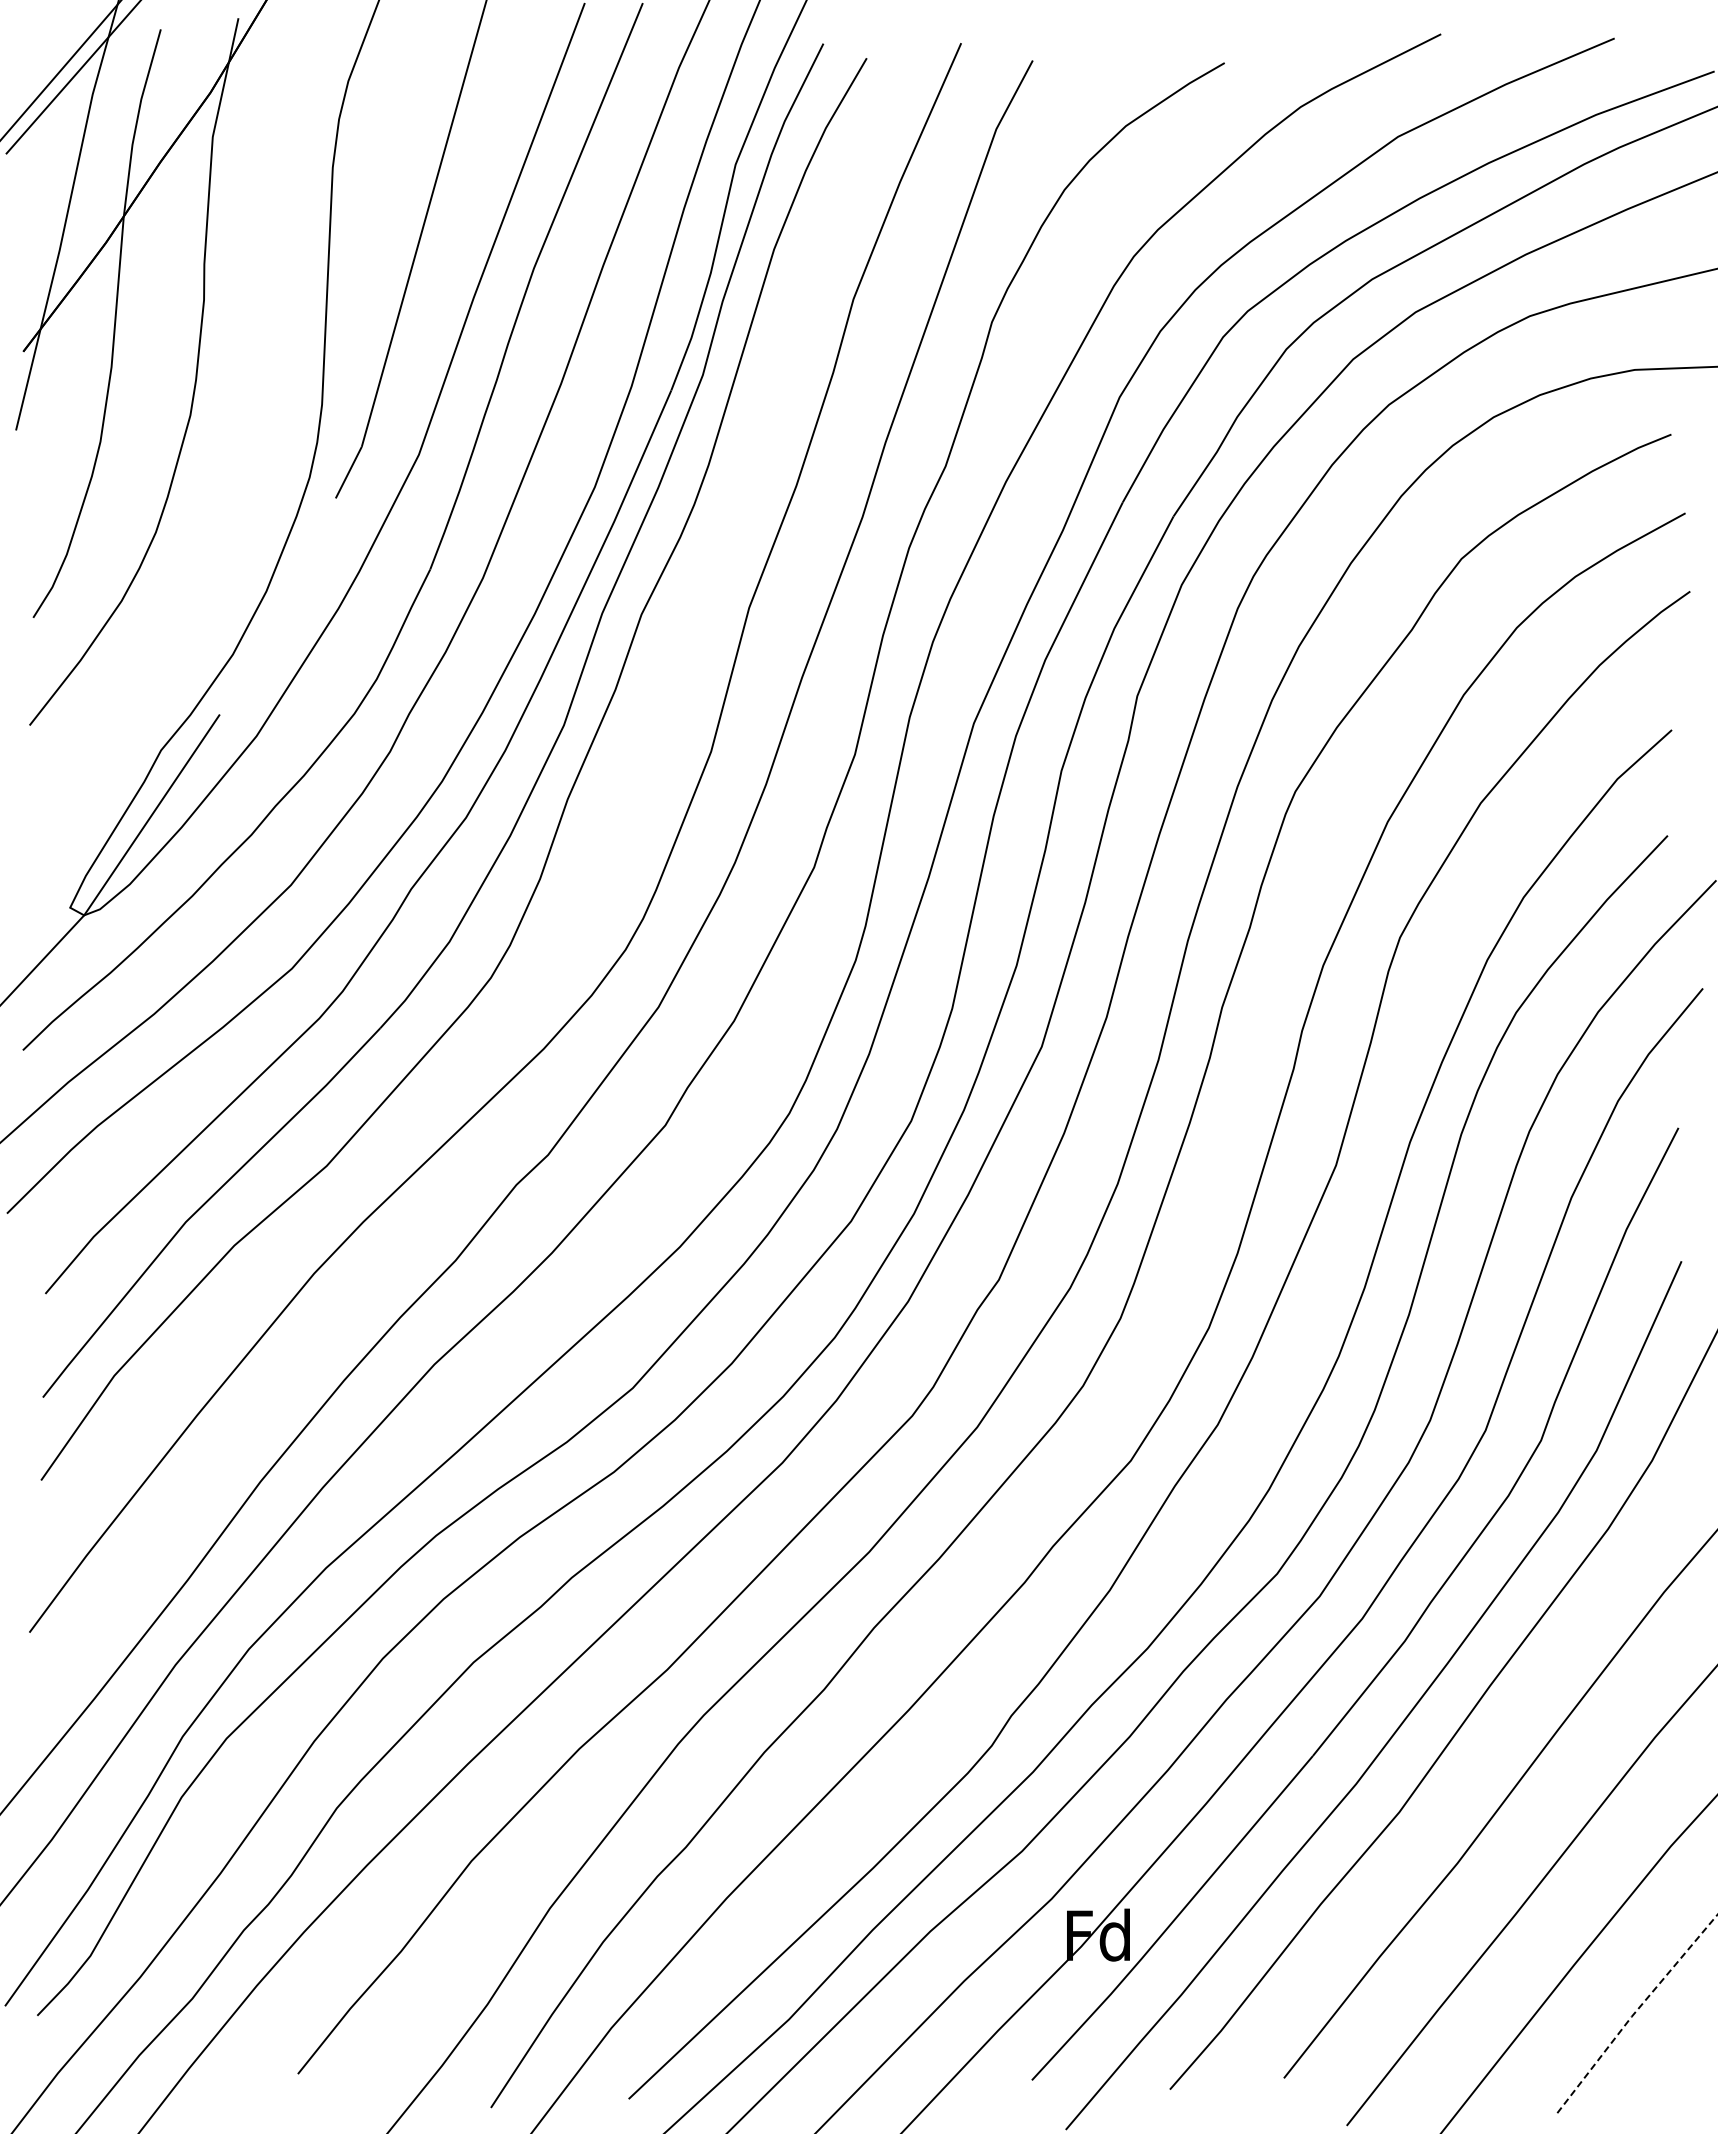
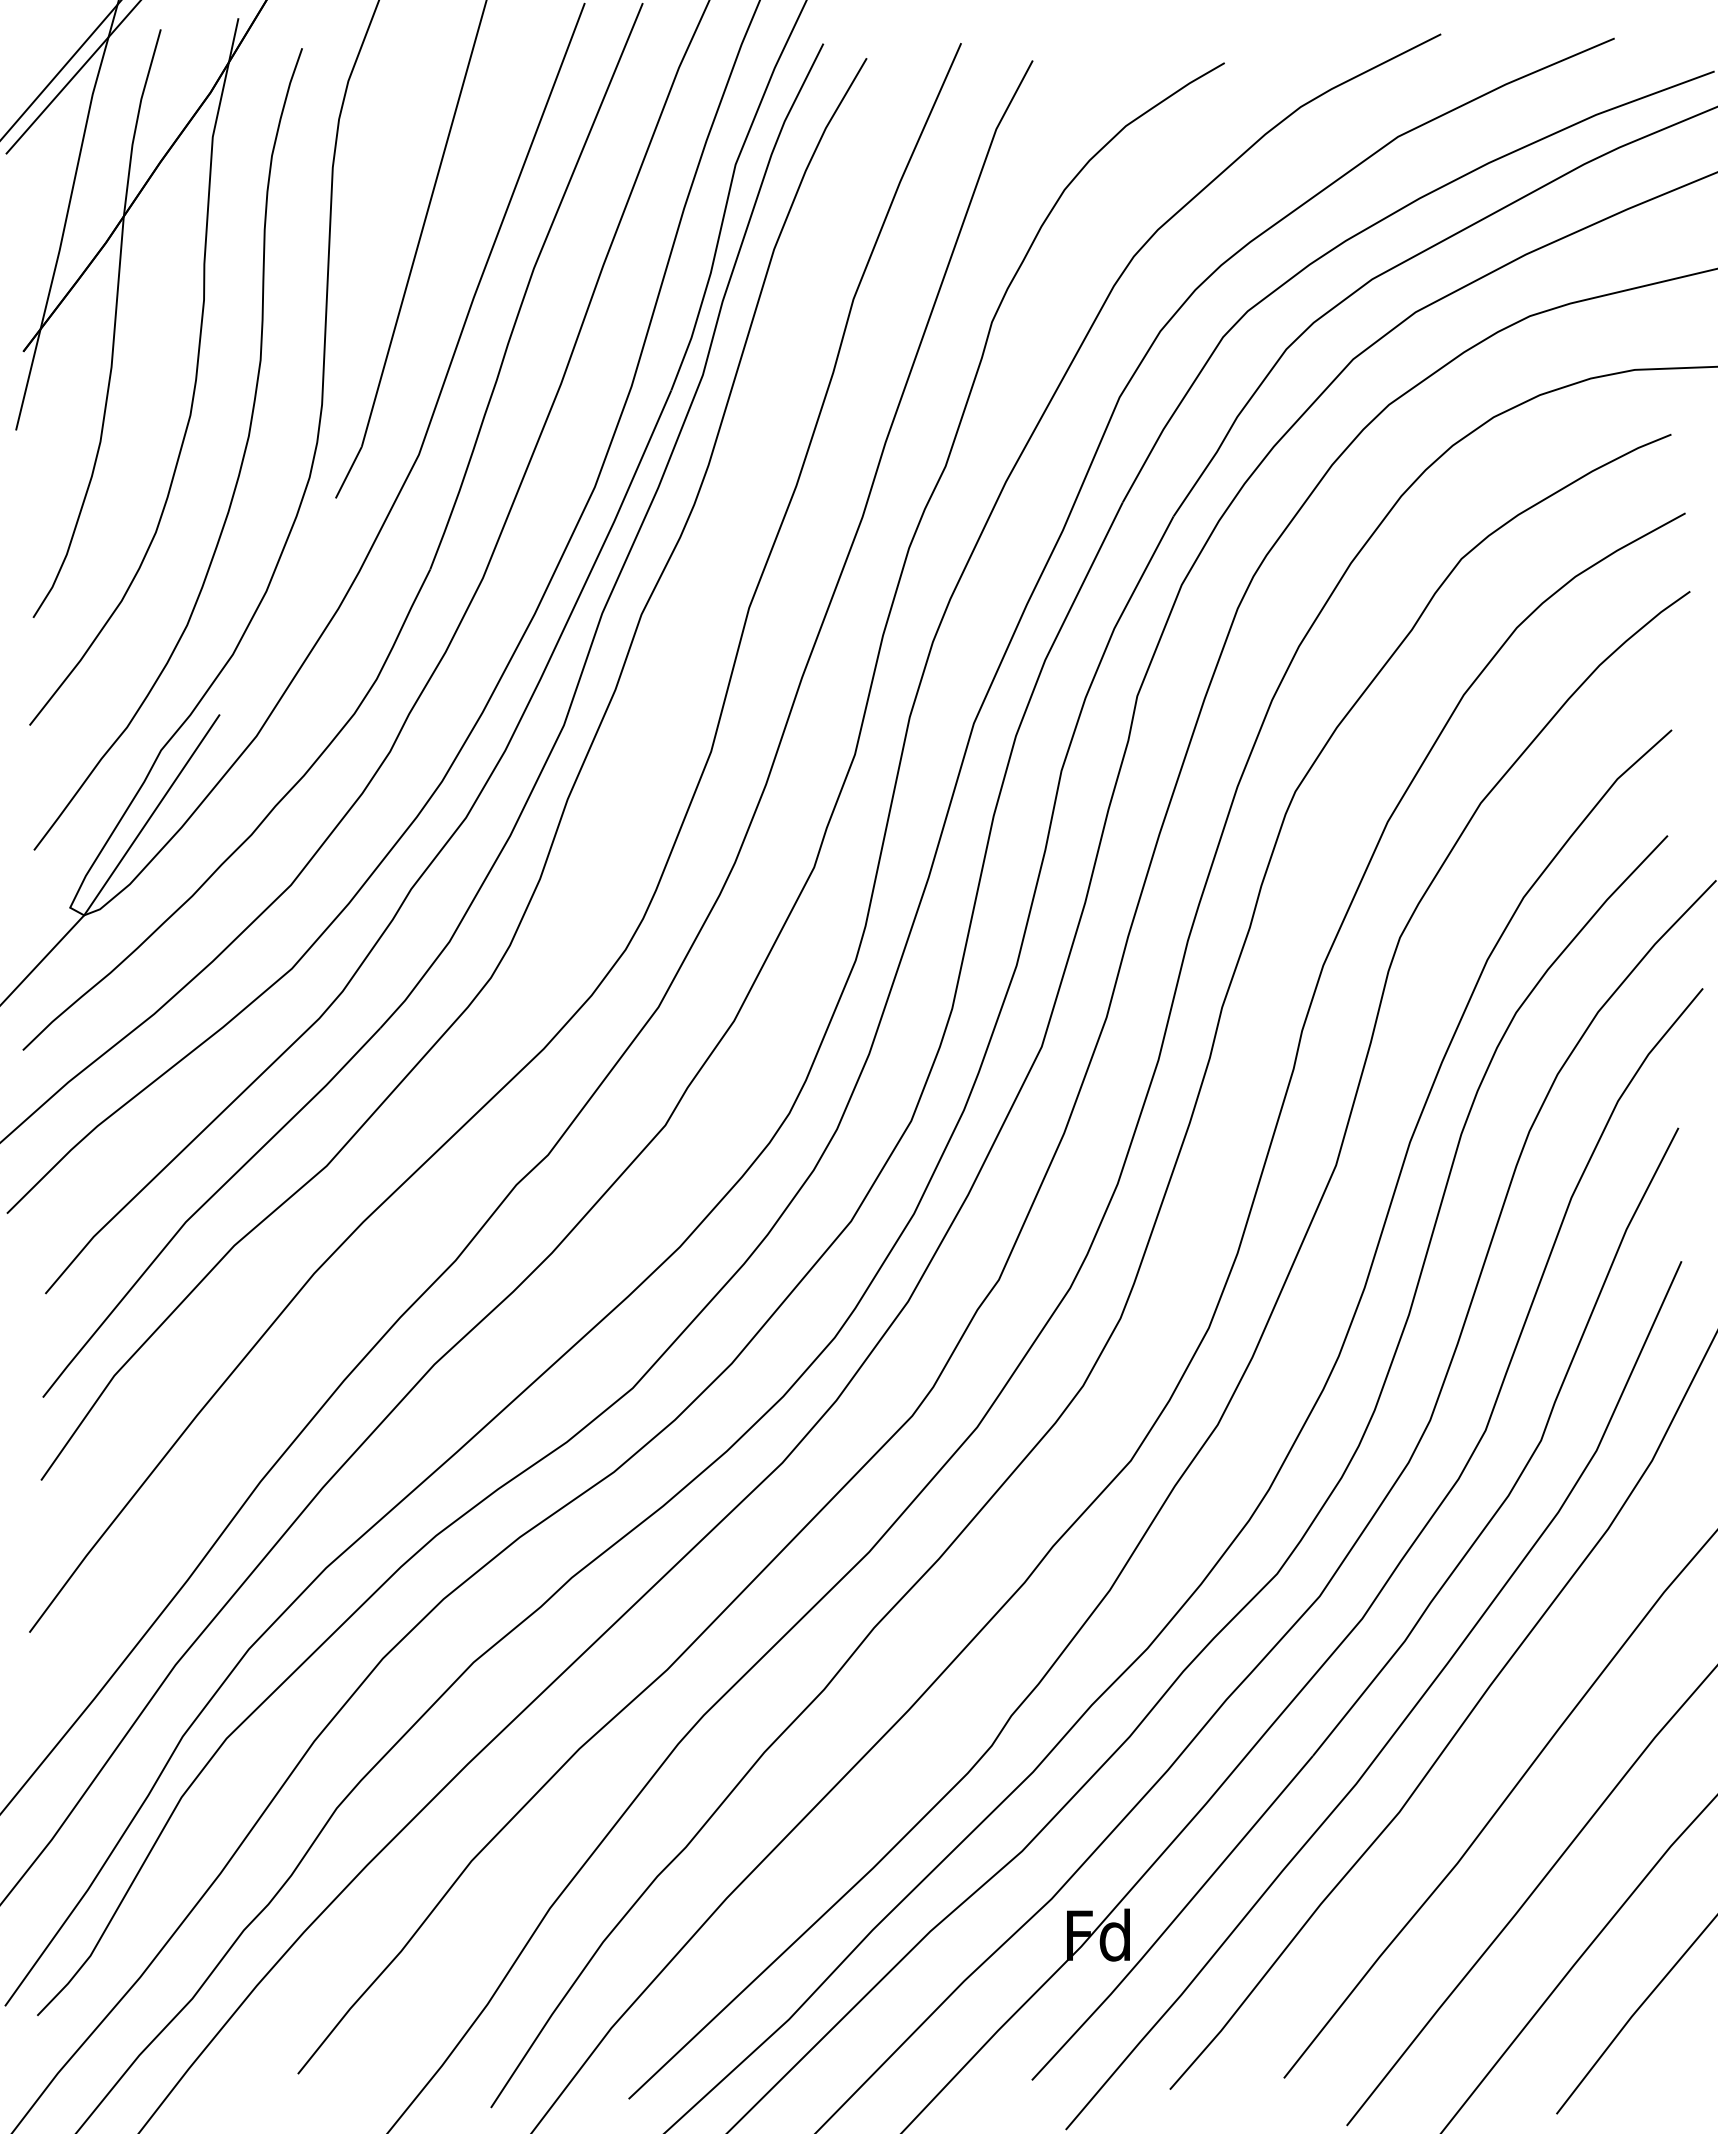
curve: none -> present (239, 468)
line: dashed -> solid (1634, 2013)
